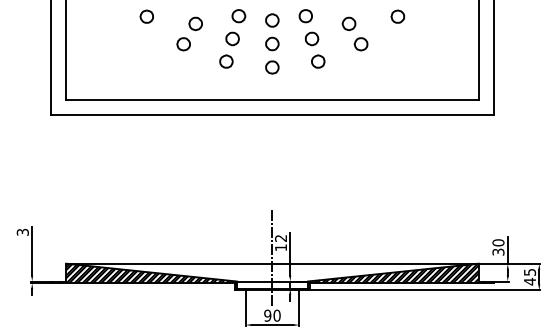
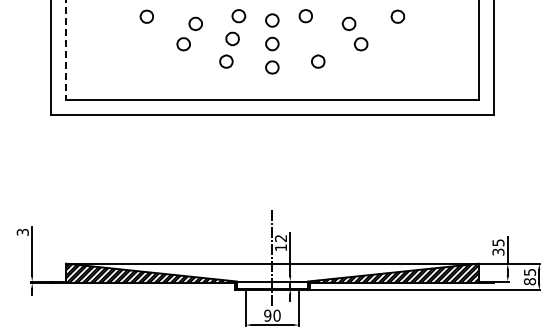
part: present -> none (312, 38)
line: solid -> dashed (66, 50)
text: 30 -> 35 (498, 242)
text: 45 -> 85 (529, 281)
